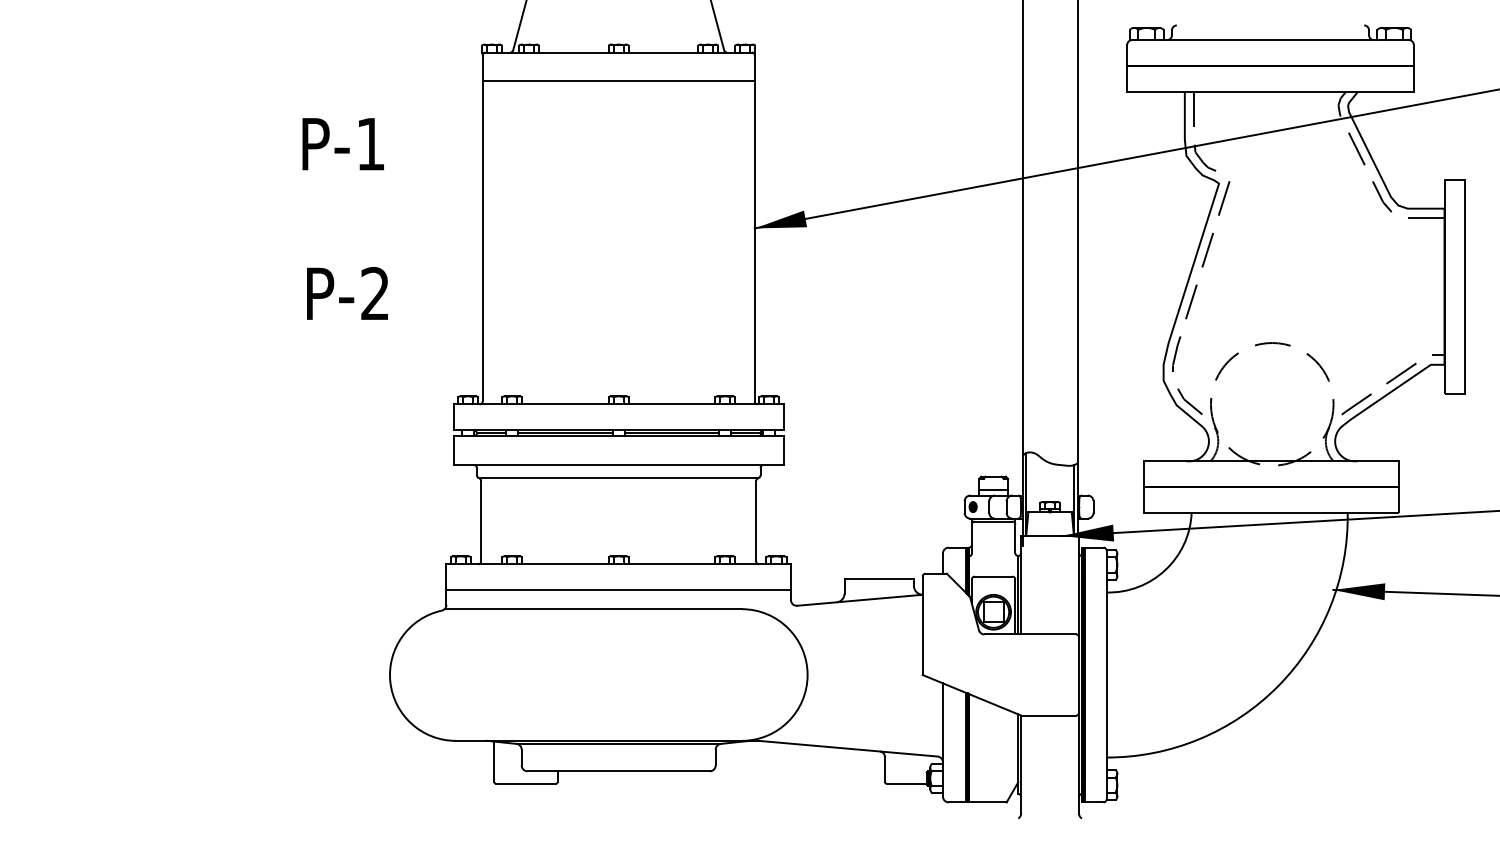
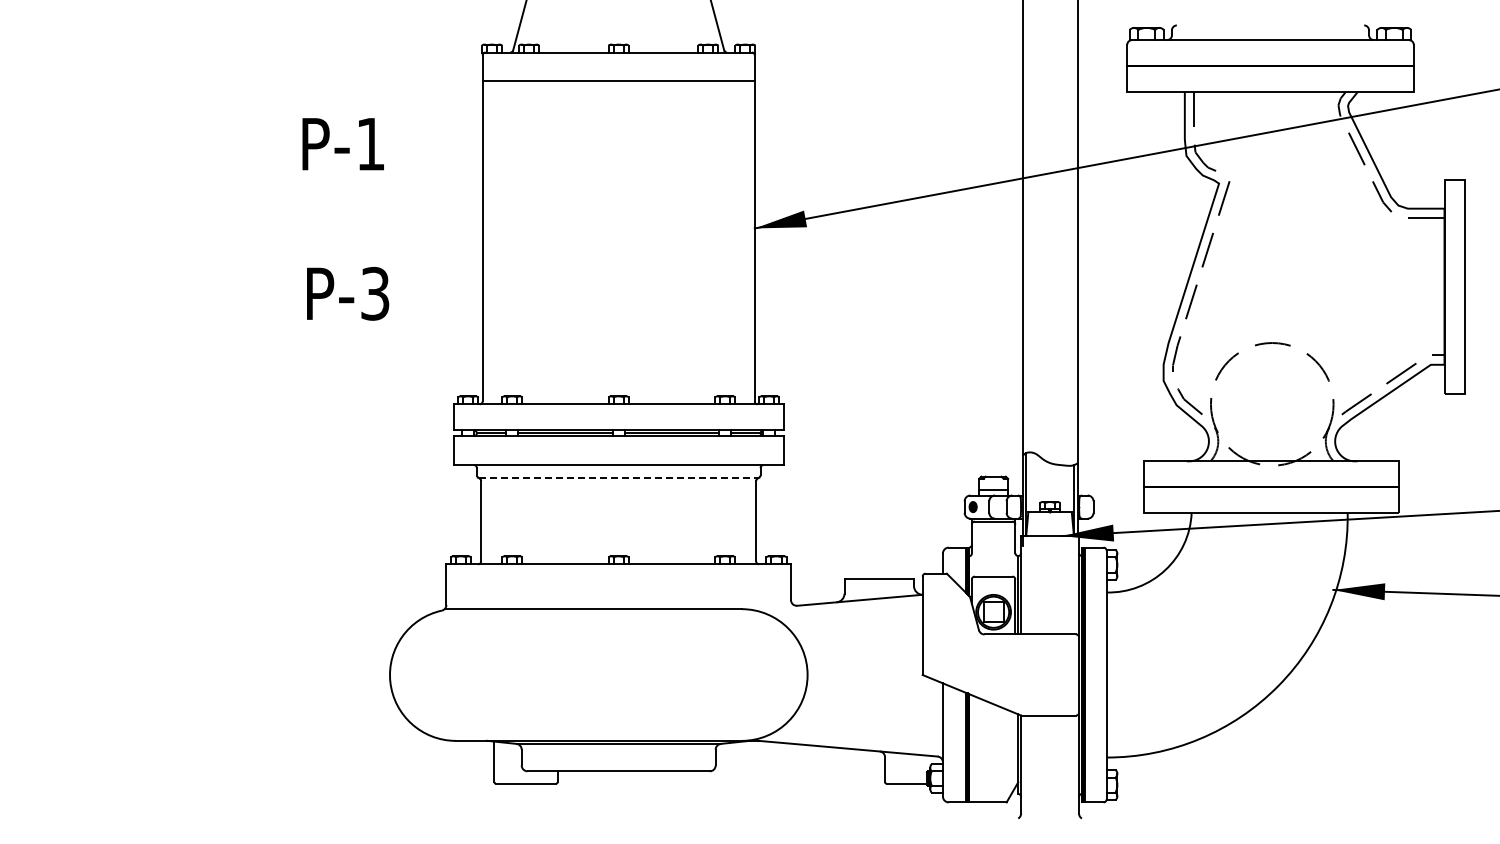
text: P-2 -> P-3 (375, 293)
line: solid -> dashed (618, 478)
line: present -> none (618, 590)
